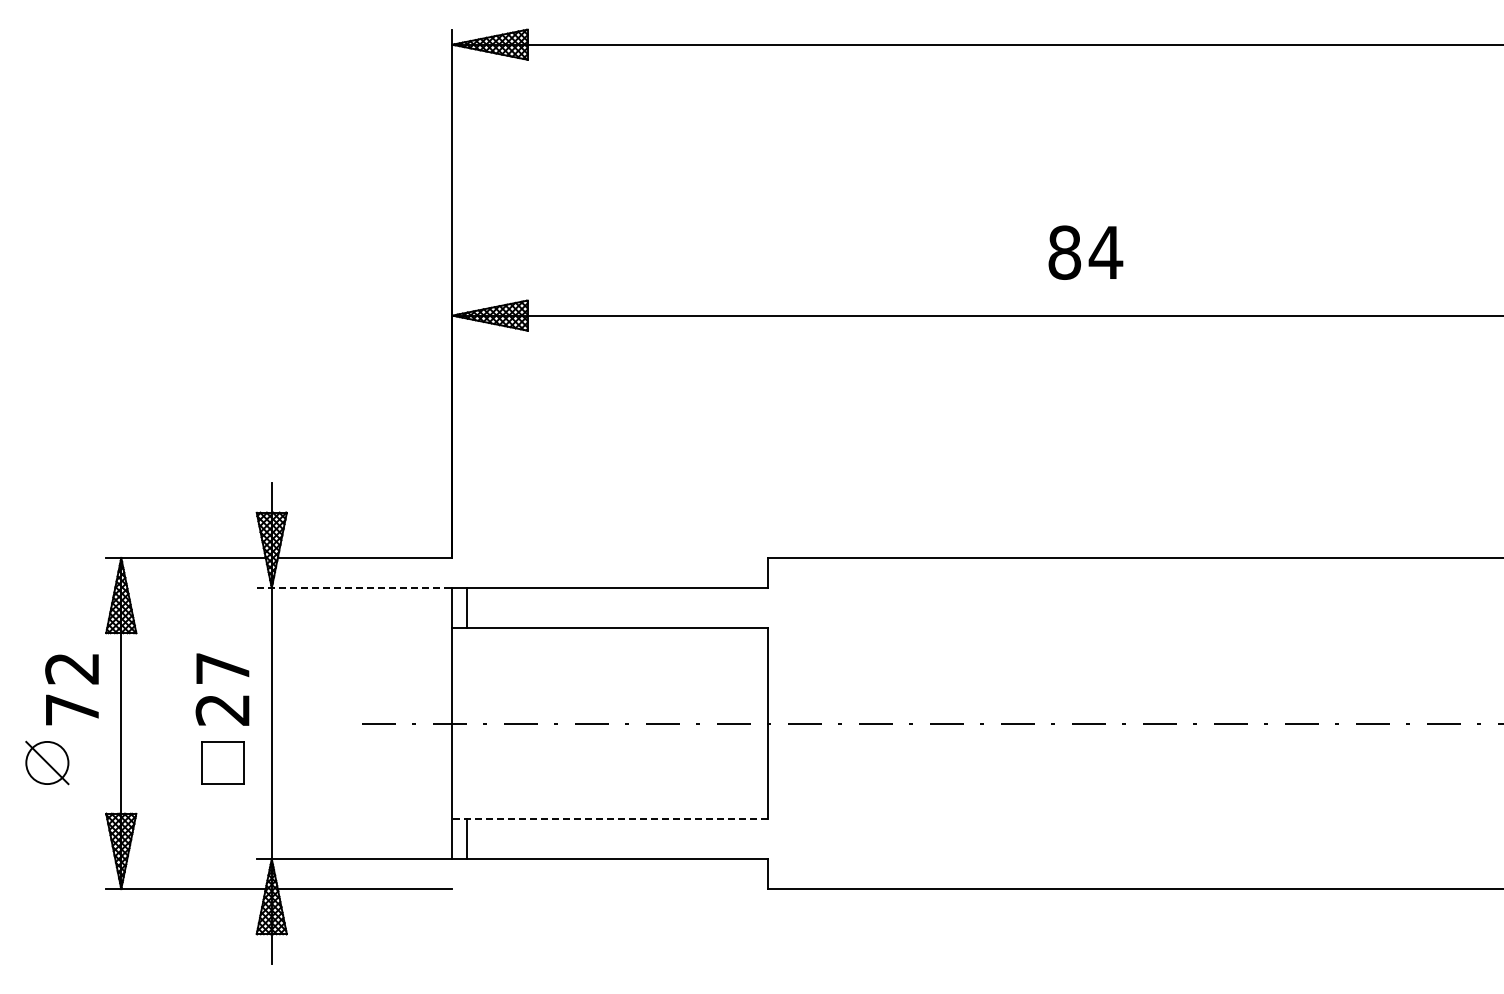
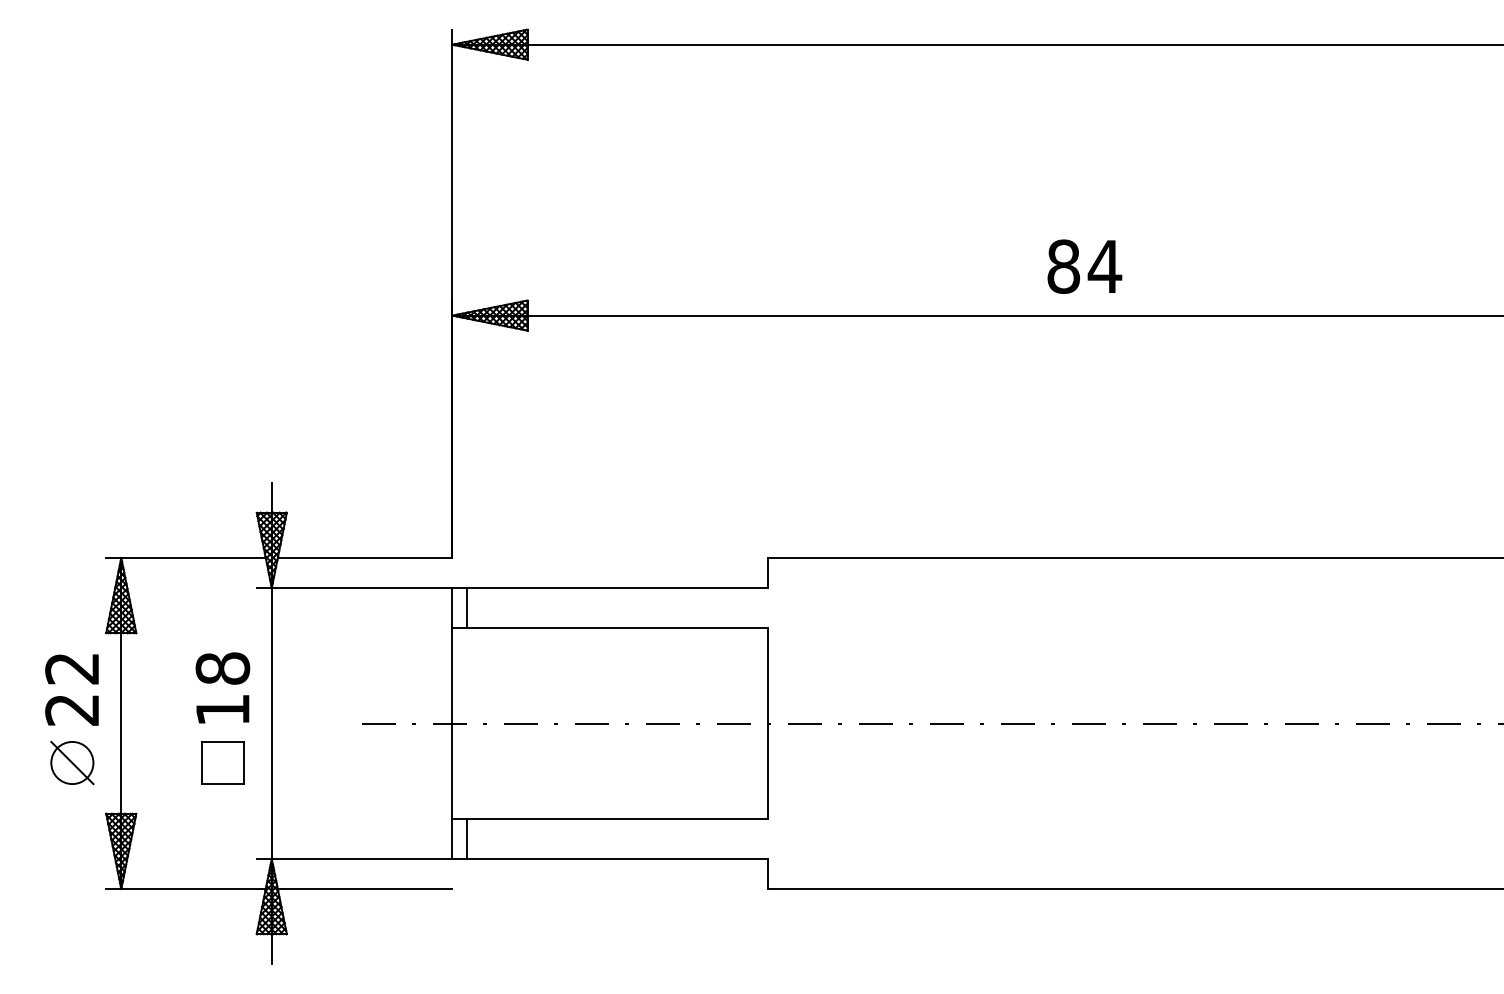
text position: (1085, 252) -> (1084, 266) (1084, 266)
line: dashed -> solid (354, 588)
text: 27 -> 18 (222, 688)
text: 72 -> 22 (71, 709)
part position: (47, 762) -> (72, 762) (72, 762)
line: dashed -> solid (609, 818)
